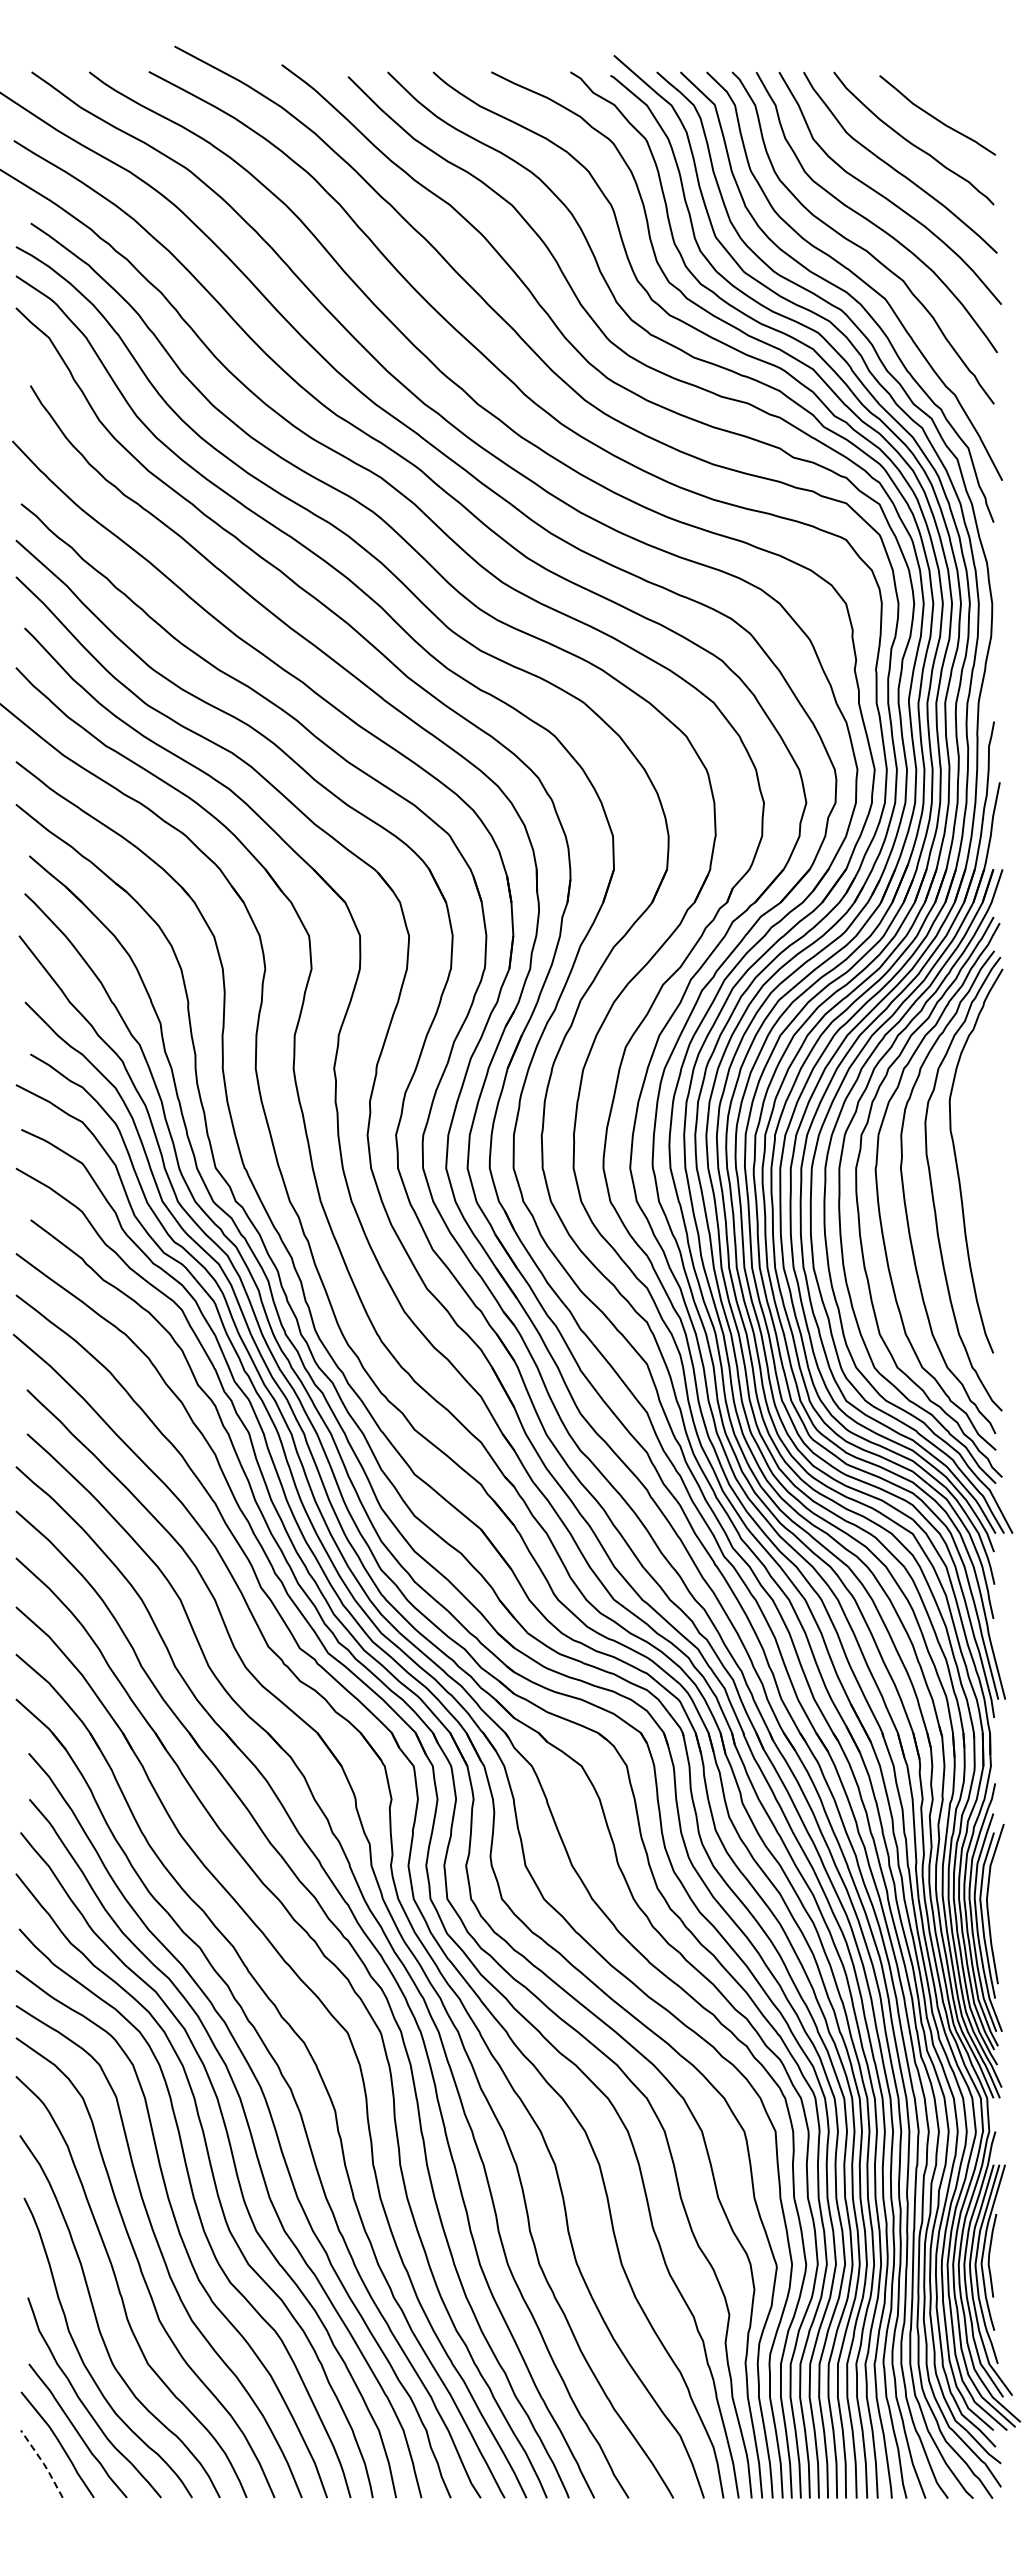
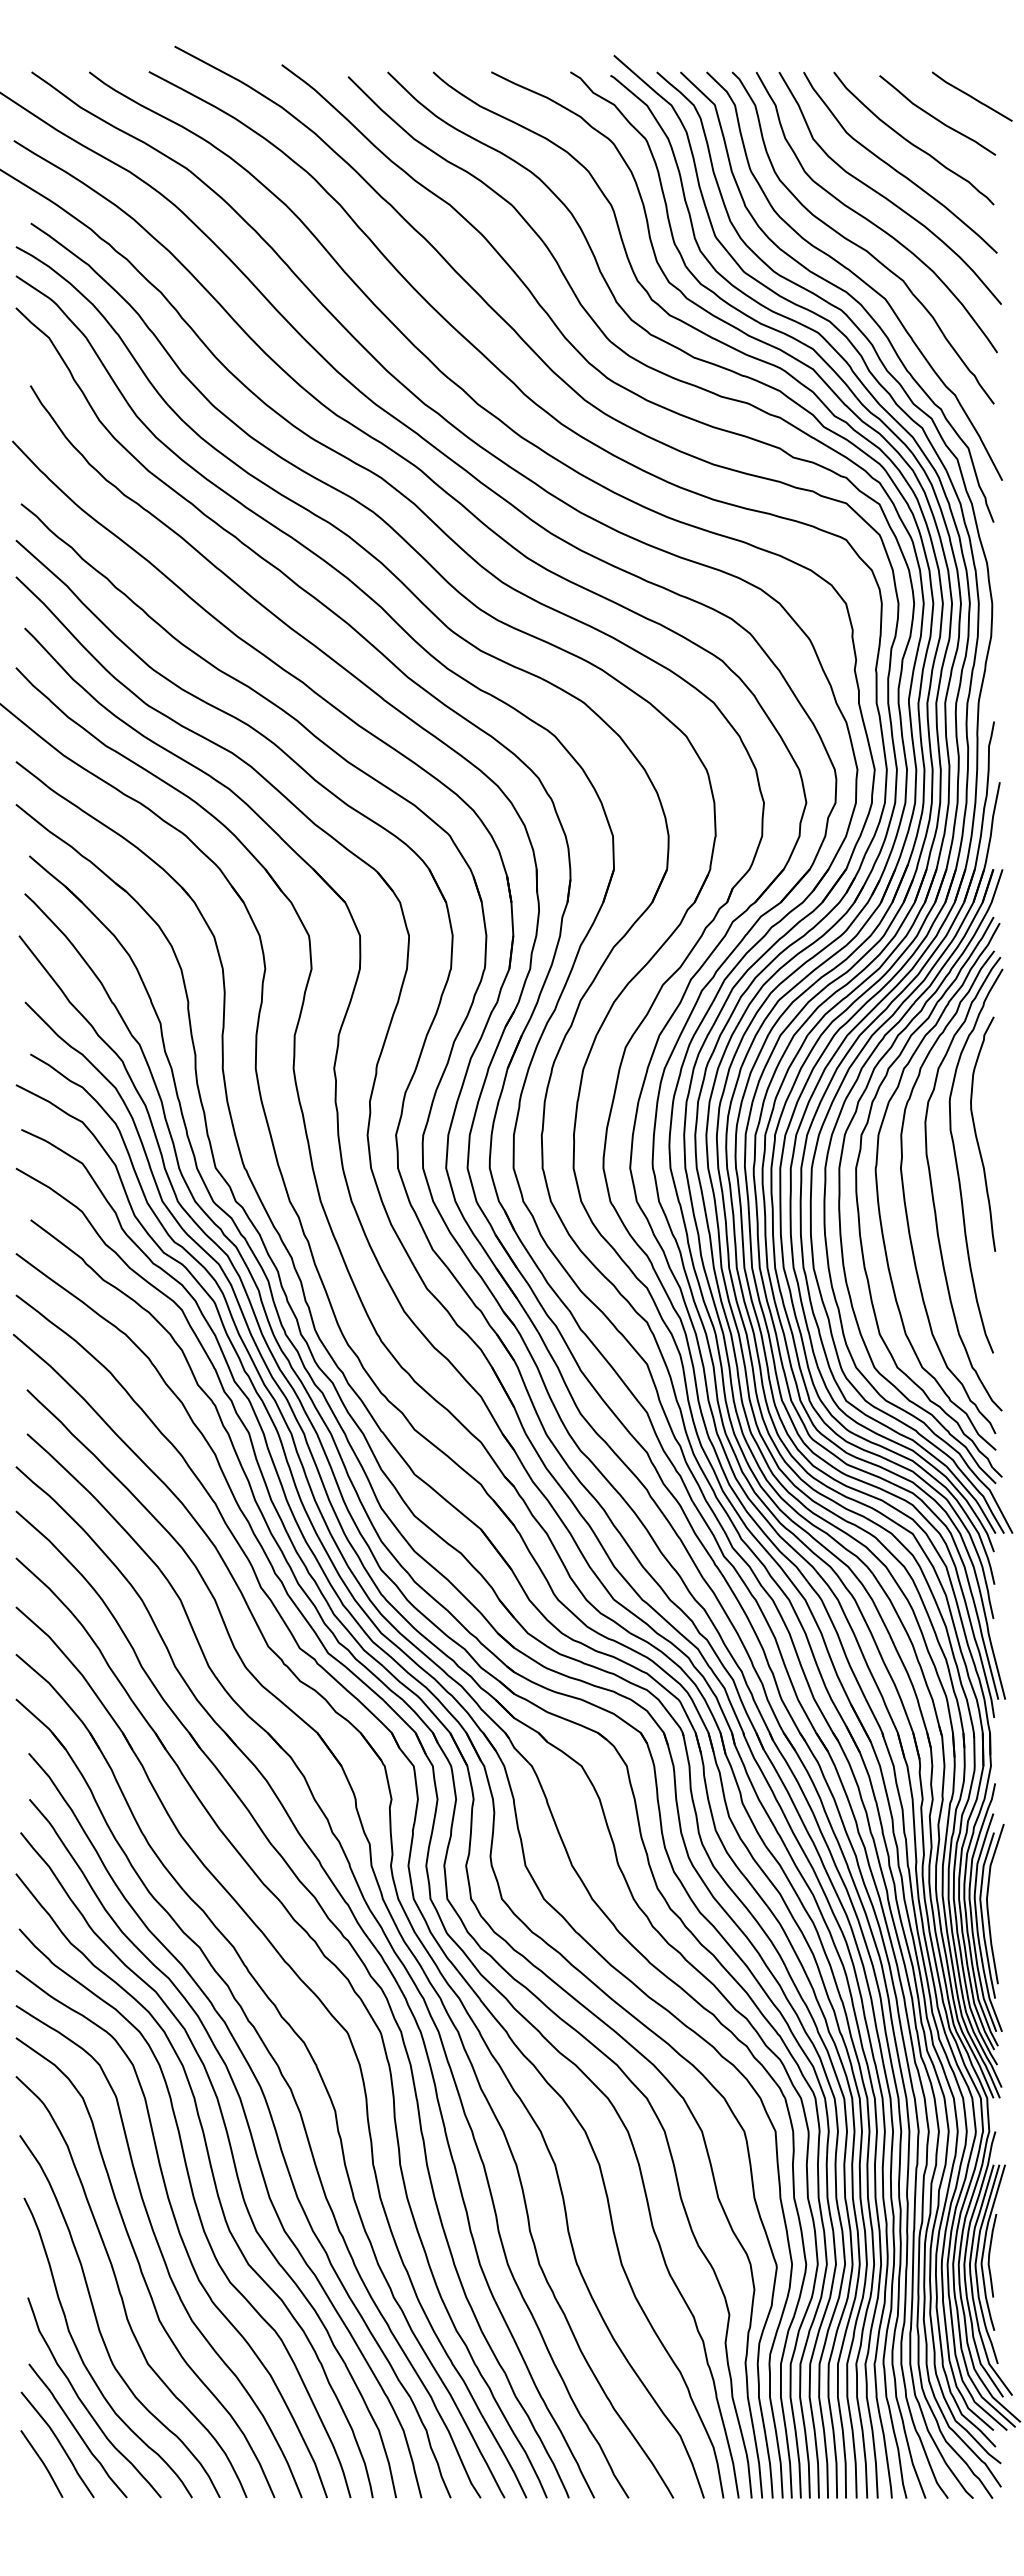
curve: none -> present (971, 96)
curve: none -> present (977, 1136)
line: dashed -> solid (43, 2463)
